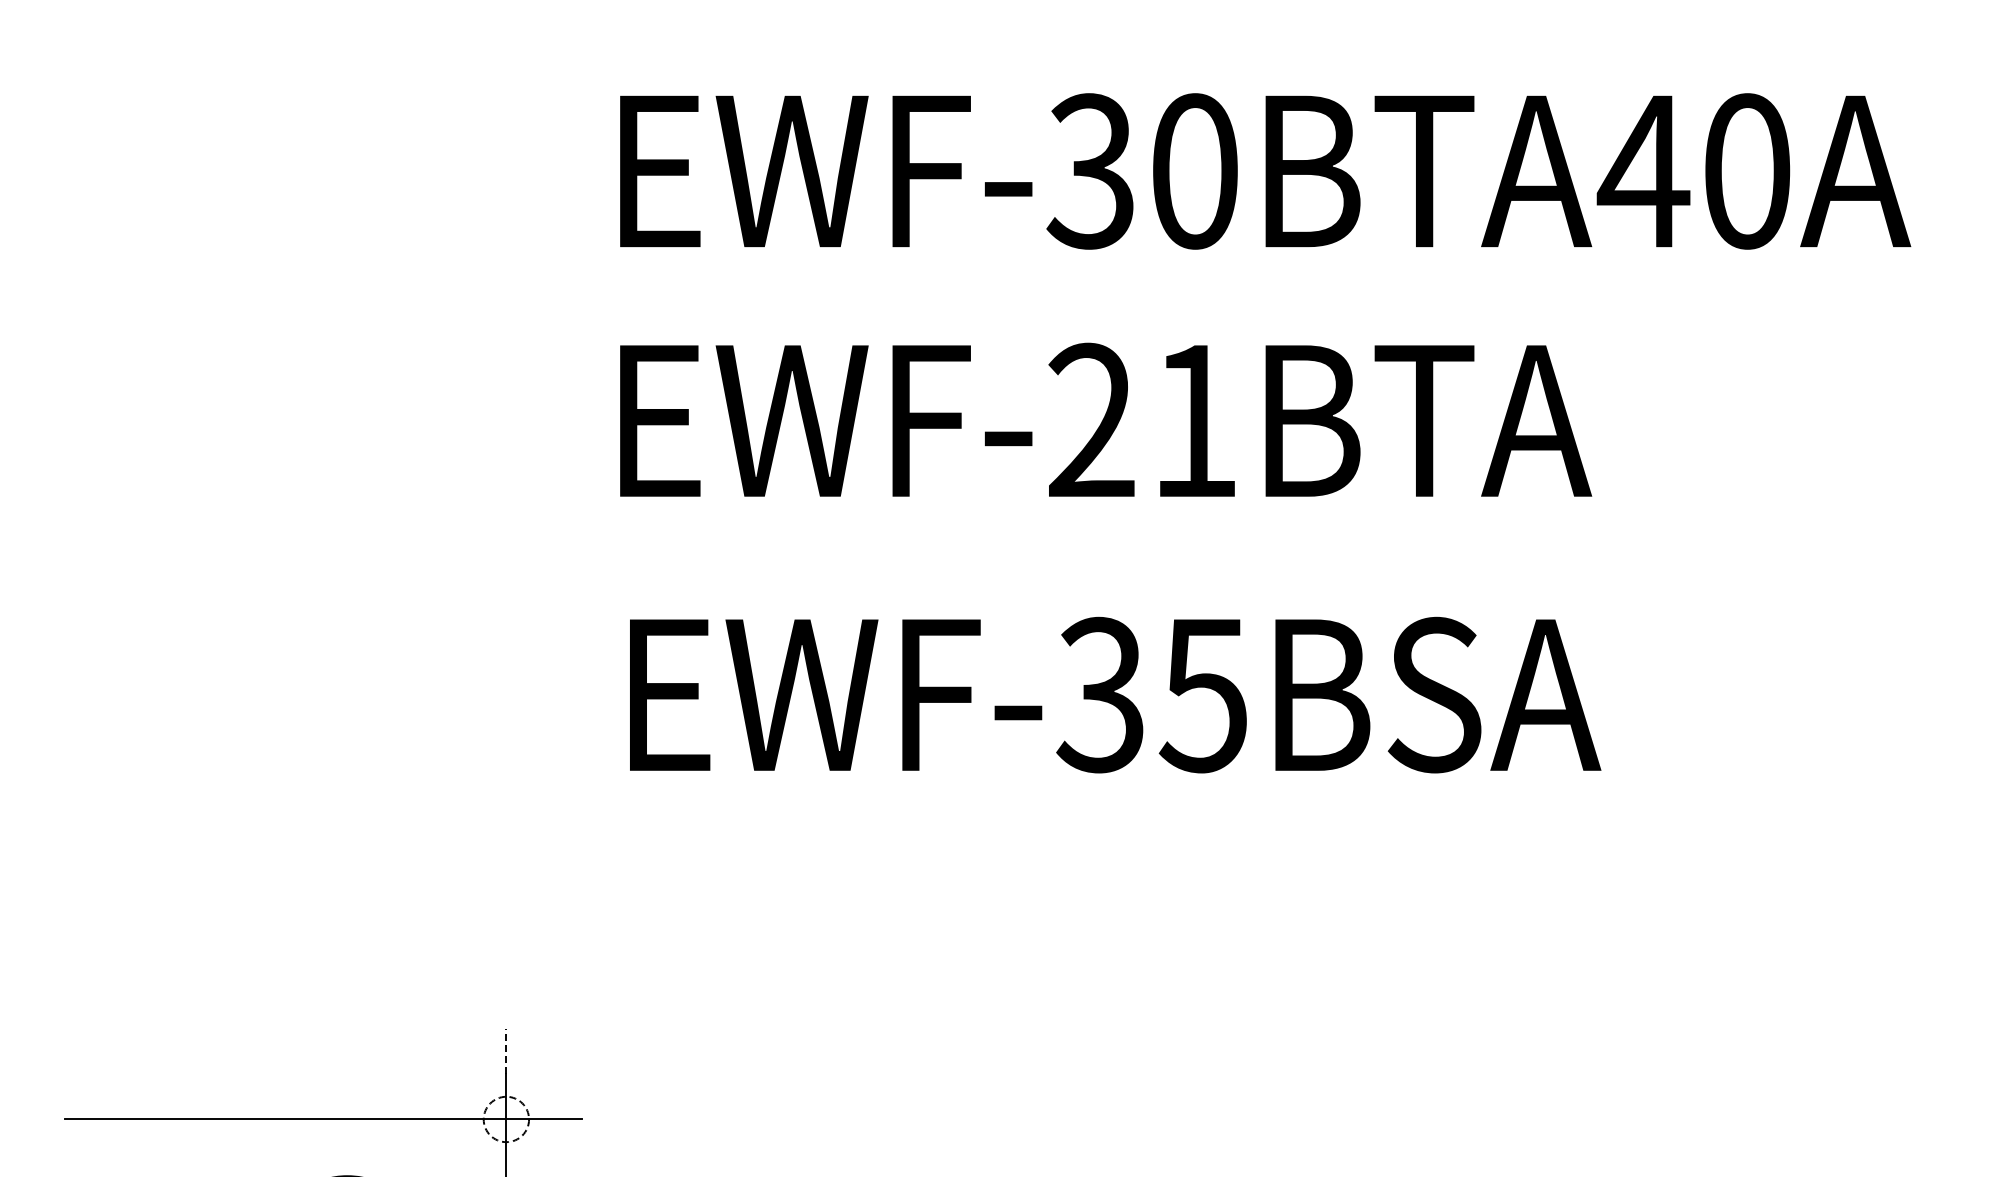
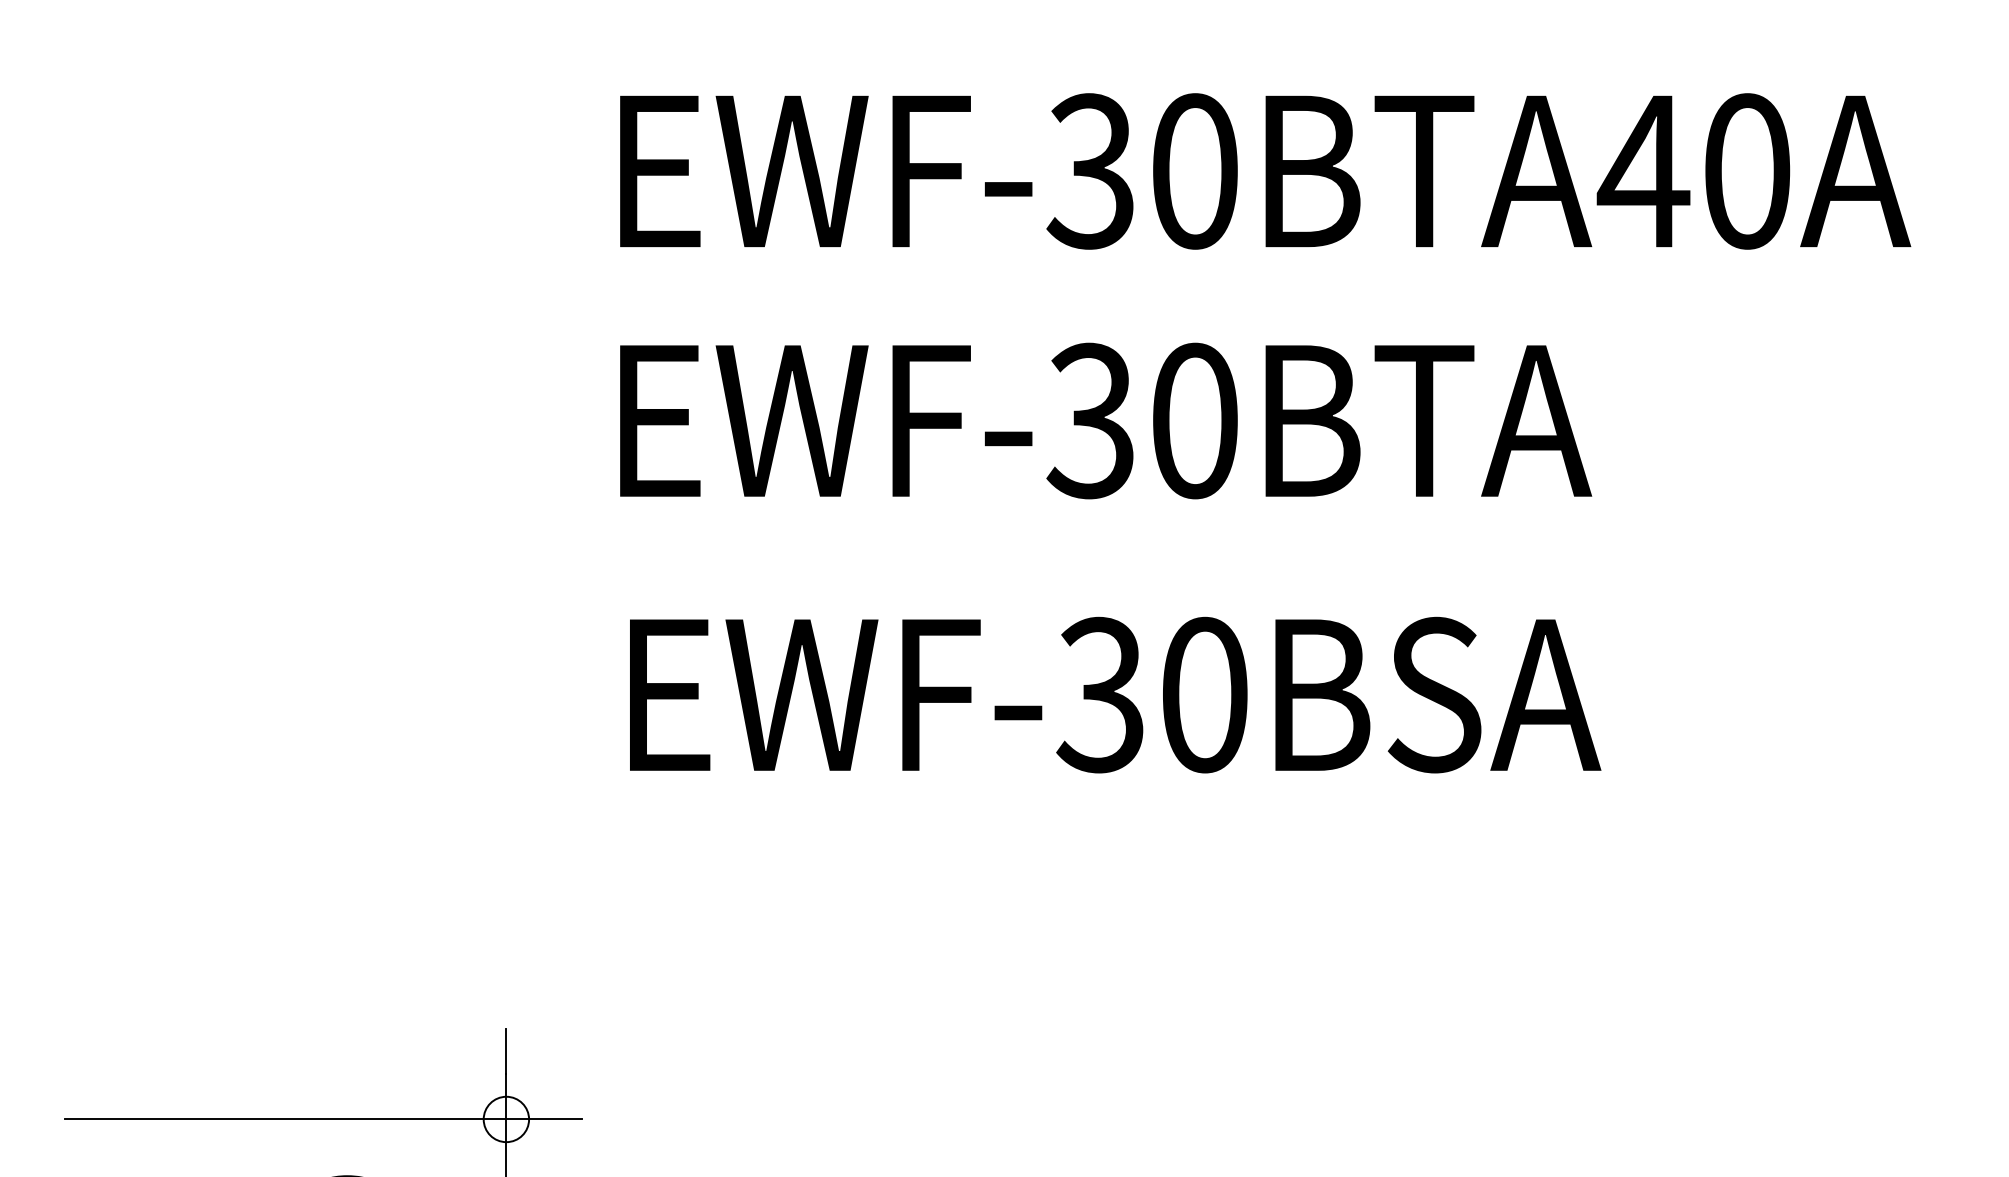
text: EWF-21BTA -> EWF-30BTA (1141, 420)
text: EWF-35BSA -> EWF-30BSA (1202, 694)
line: dashed -> solid (506, 1051)
circle: dashed -> solid (506, 1119)
